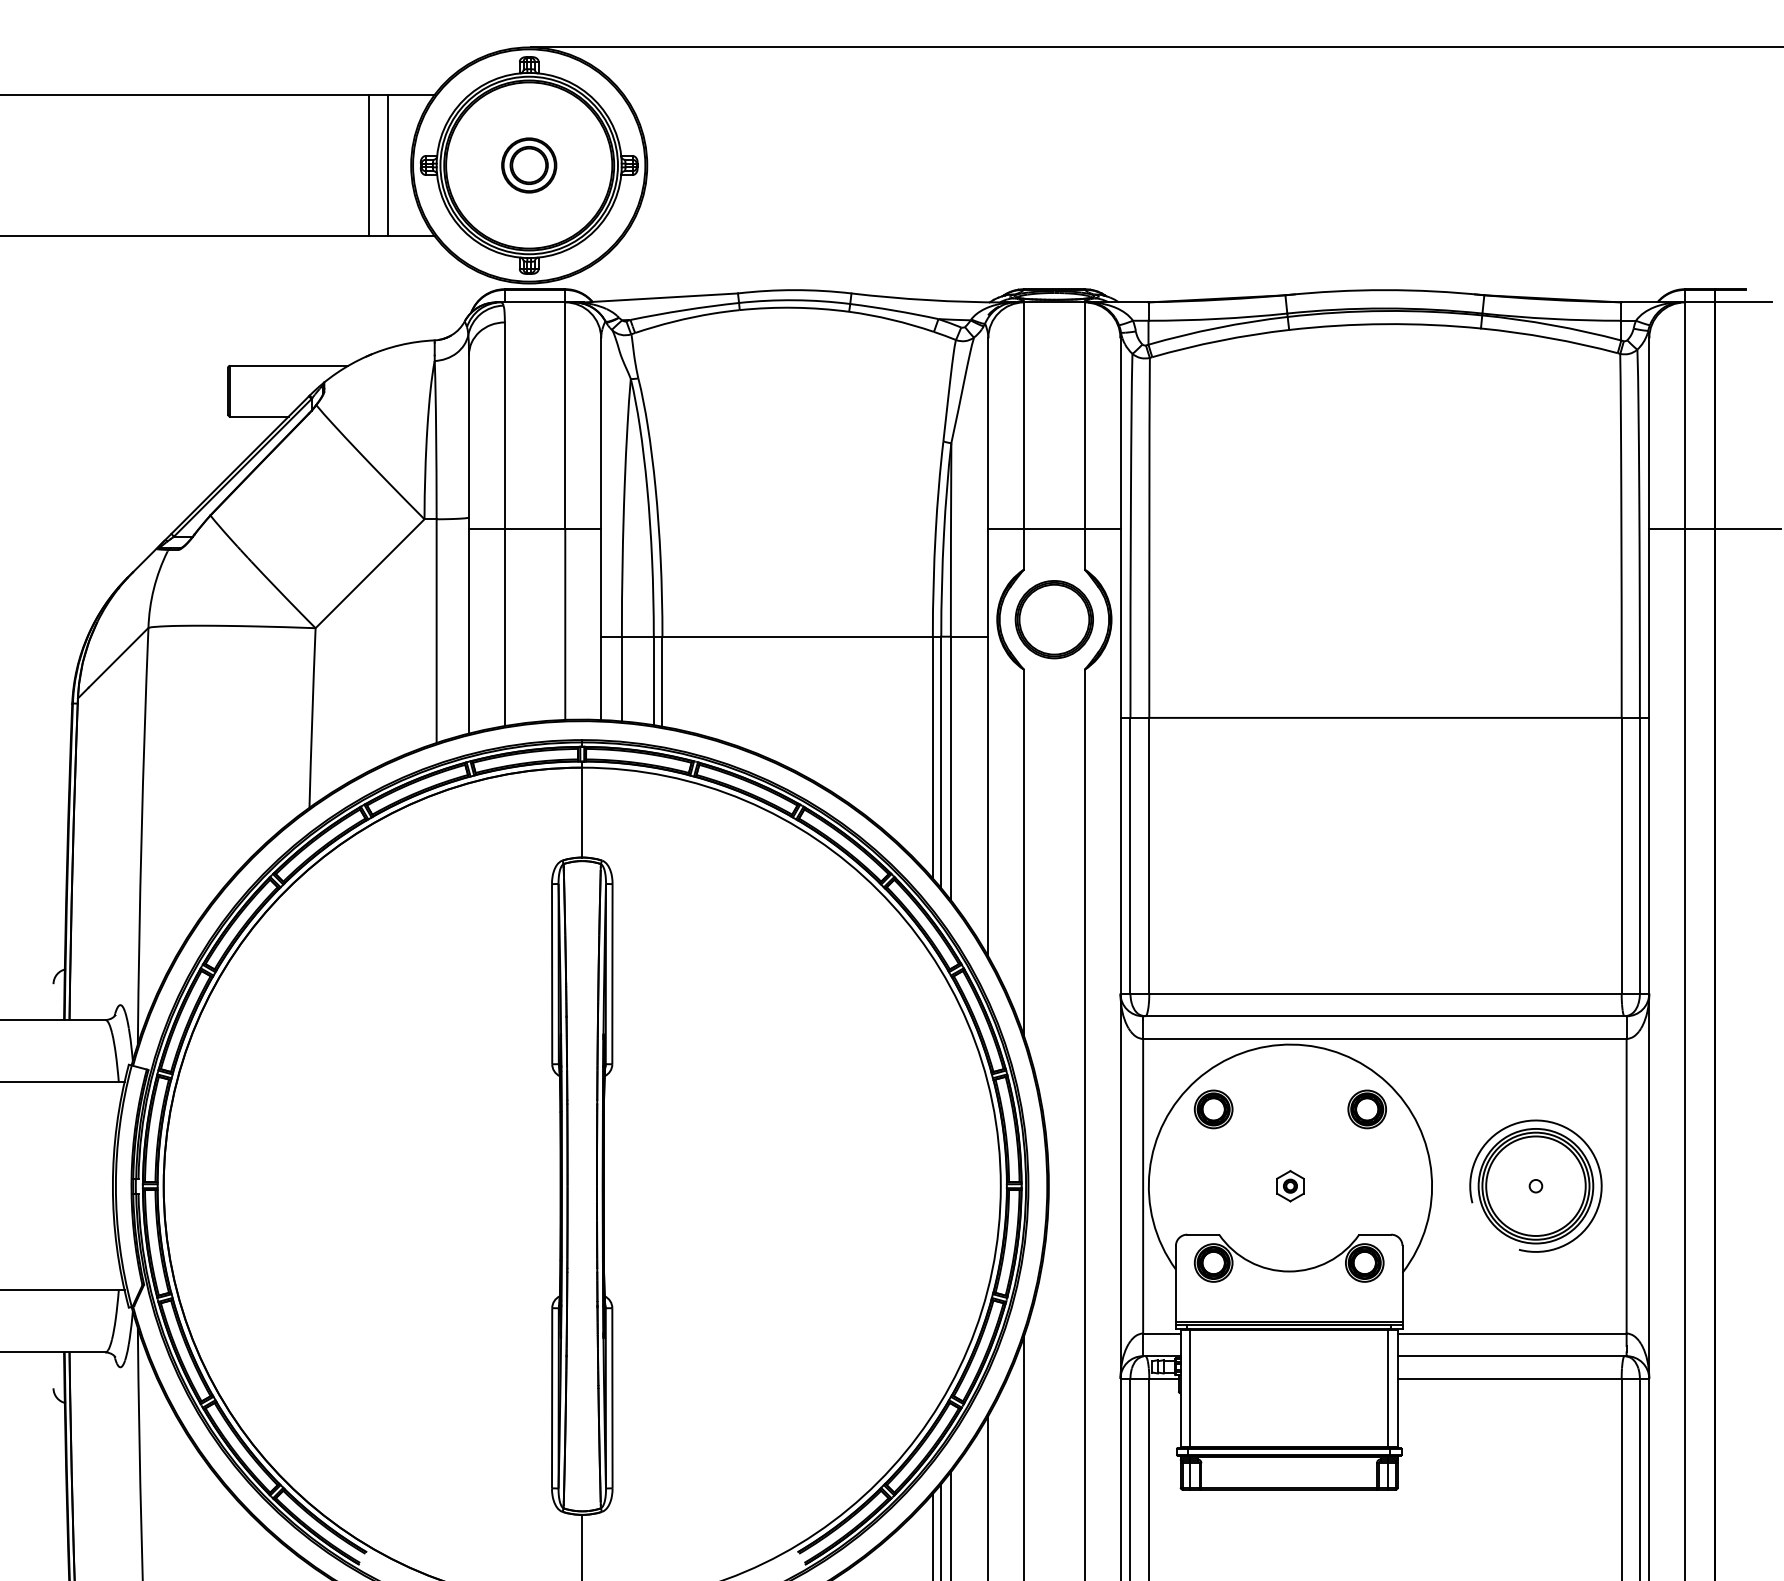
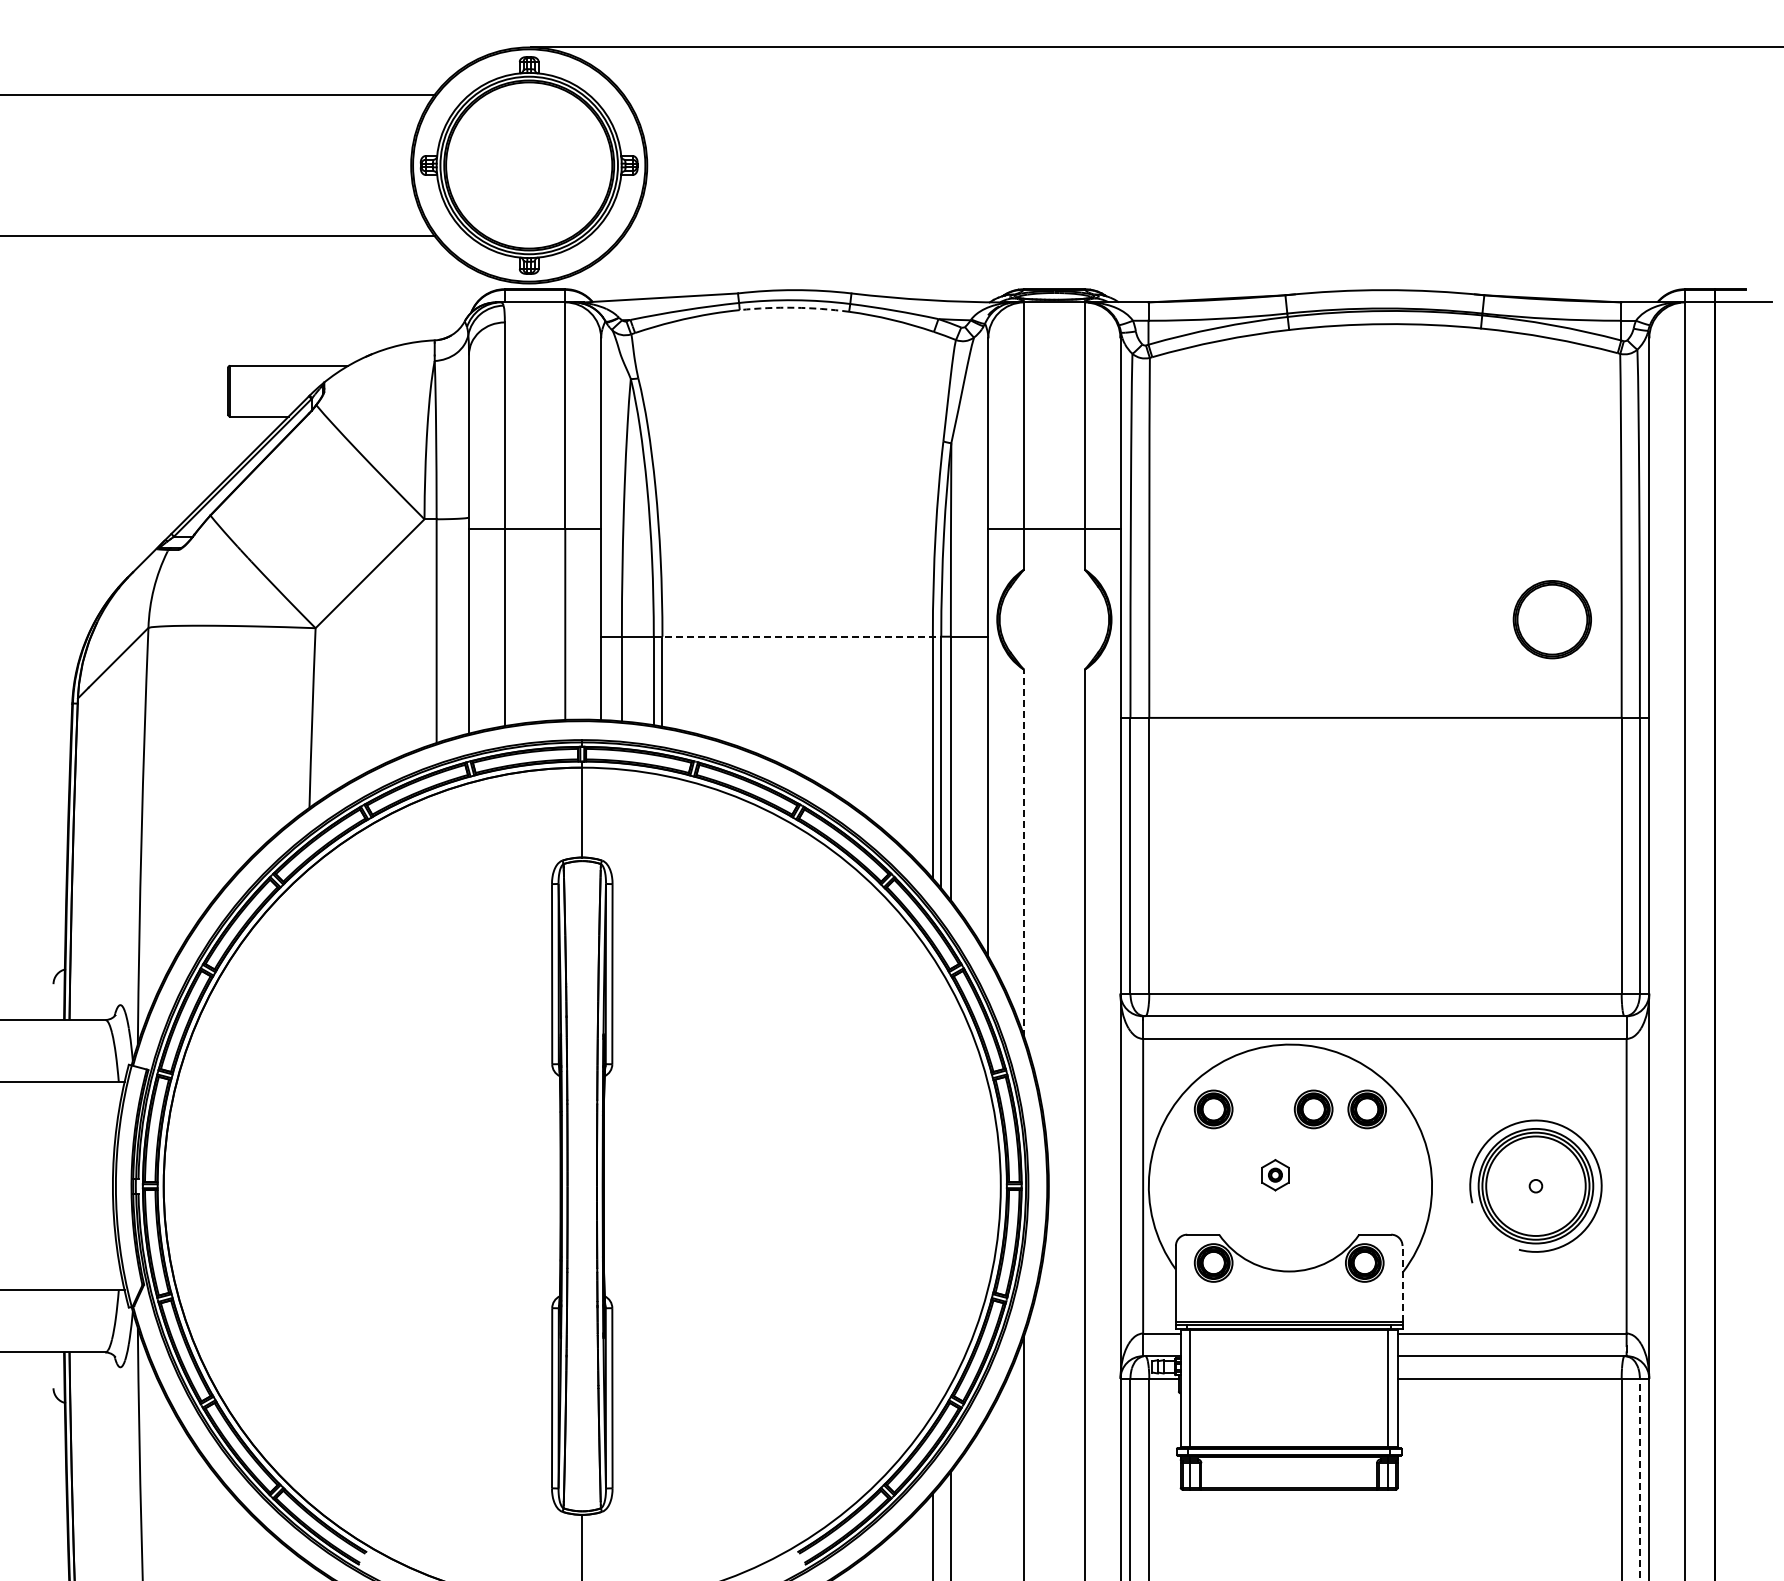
line: present -> none (368, 165)
line: present -> none (387, 165)
part: present -> none (529, 165)
arc: solid -> dashed (794, 307)
line: present -> none (1714, 529)
part position: (1053, 619) -> (1551, 619) (1551, 619)
line: solid -> dashed (797, 636)
line: solid -> dashed (1024, 852)
part: none -> present (1313, 1109)
part position: (1290, 1186) -> (1275, 1175) (1275, 1175)
line: solid -> dashed (1402, 1283)
line: solid -> dashed (1639, 1479)
line: present -> none (988, 1496)
line: present -> none (941, 1530)
